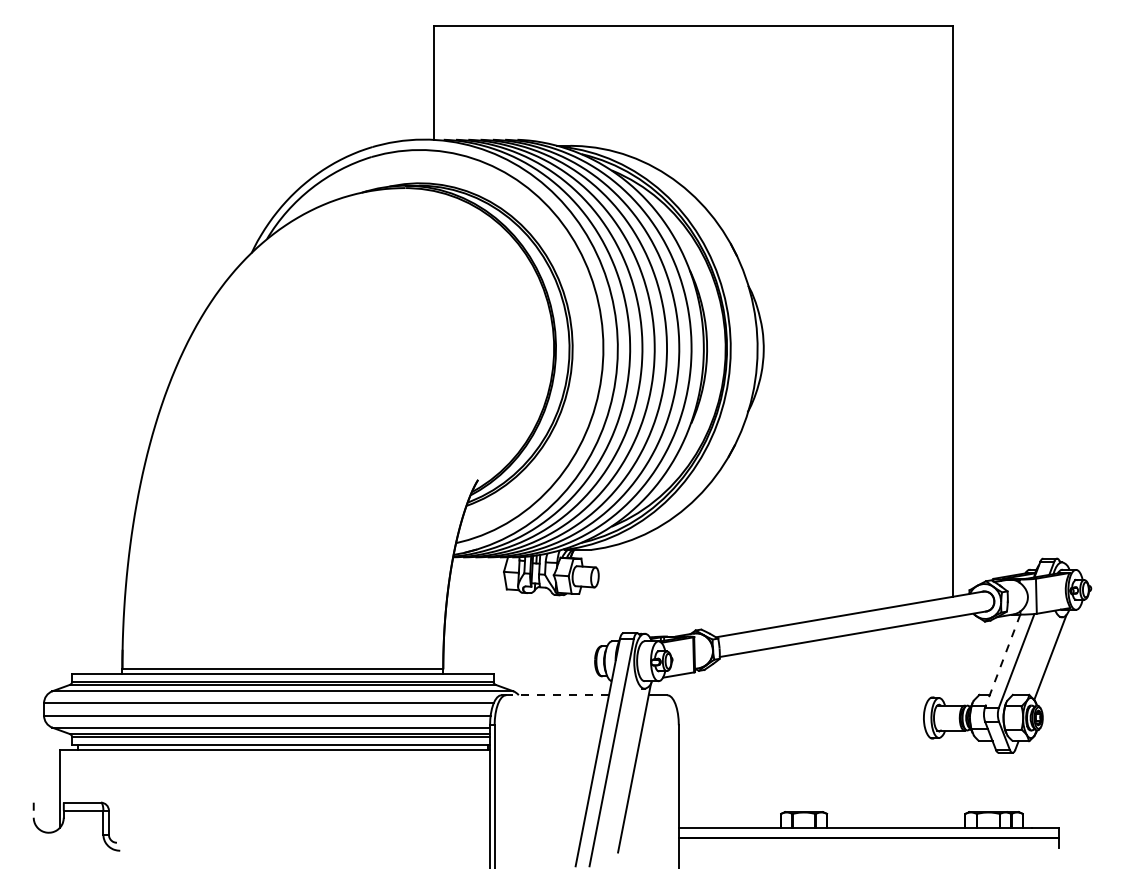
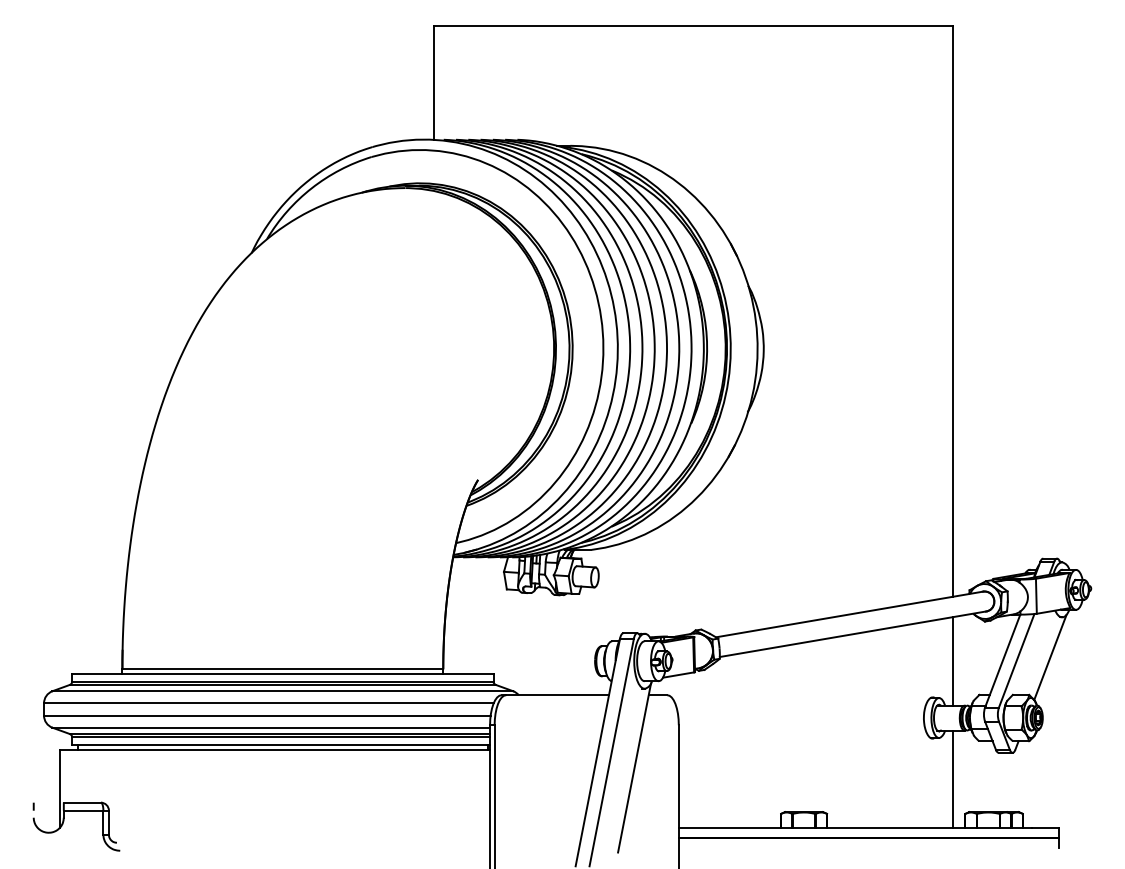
line: none -> present (952, 661)
line: dashed -> solid (1002, 661)
line: dashed -> solid (557, 695)
line: none -> present (952, 779)
